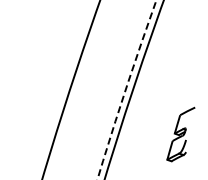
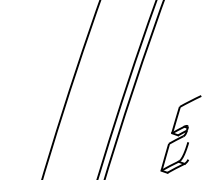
arc: dashed -> solid (126, 89)
part size: 30x57 px -> 42x79 px (180, 134)
